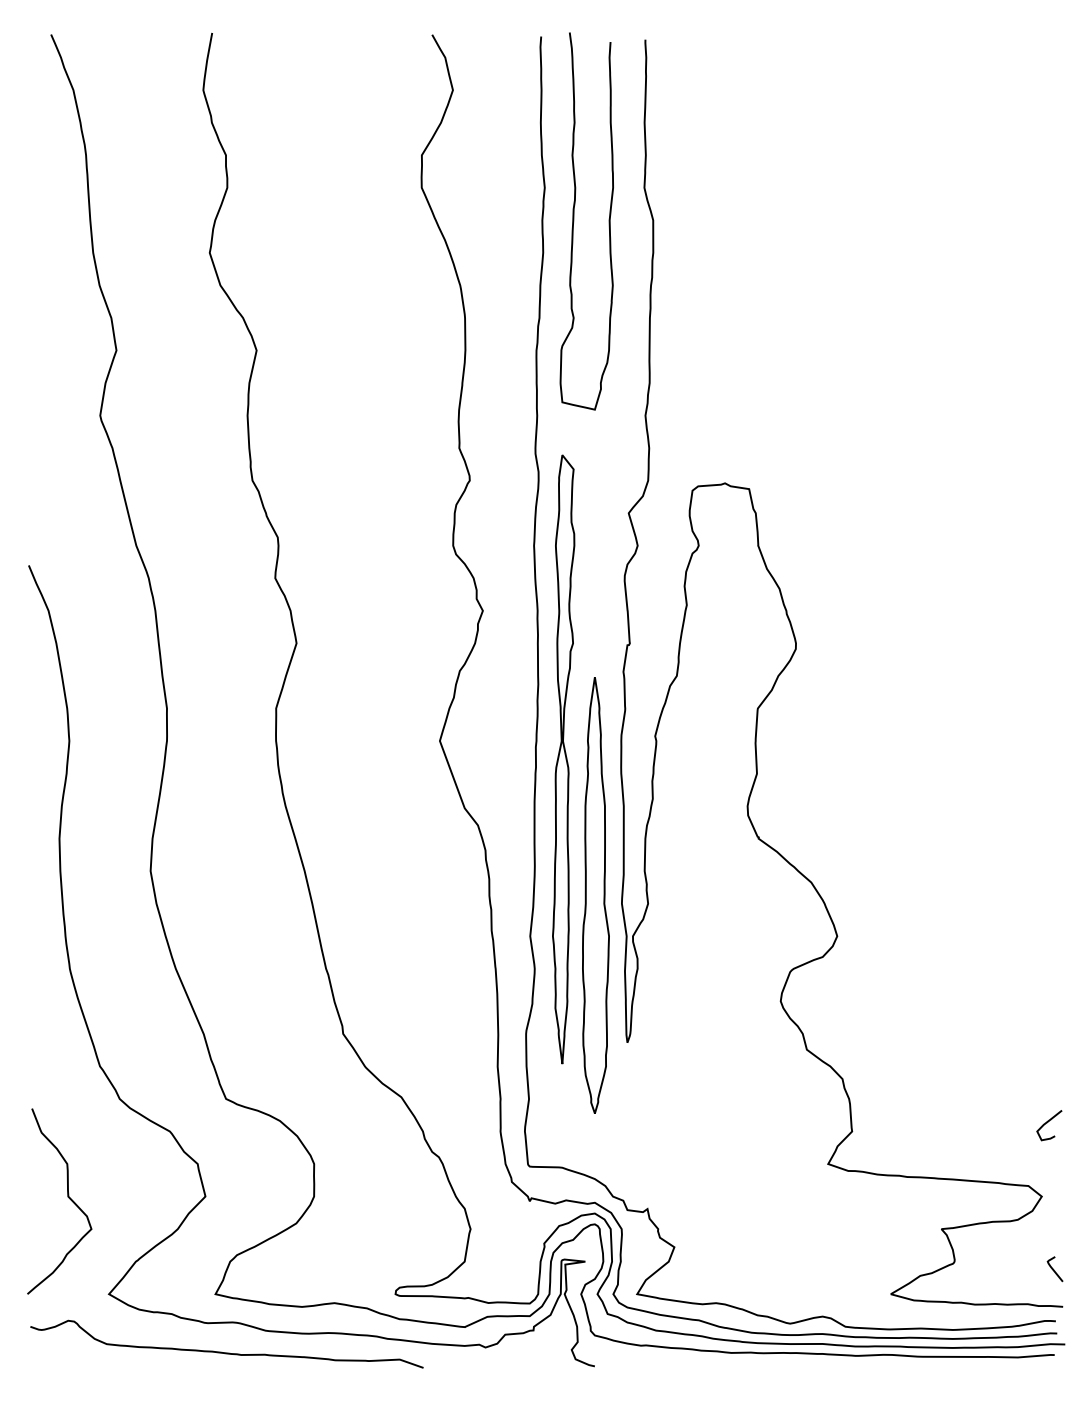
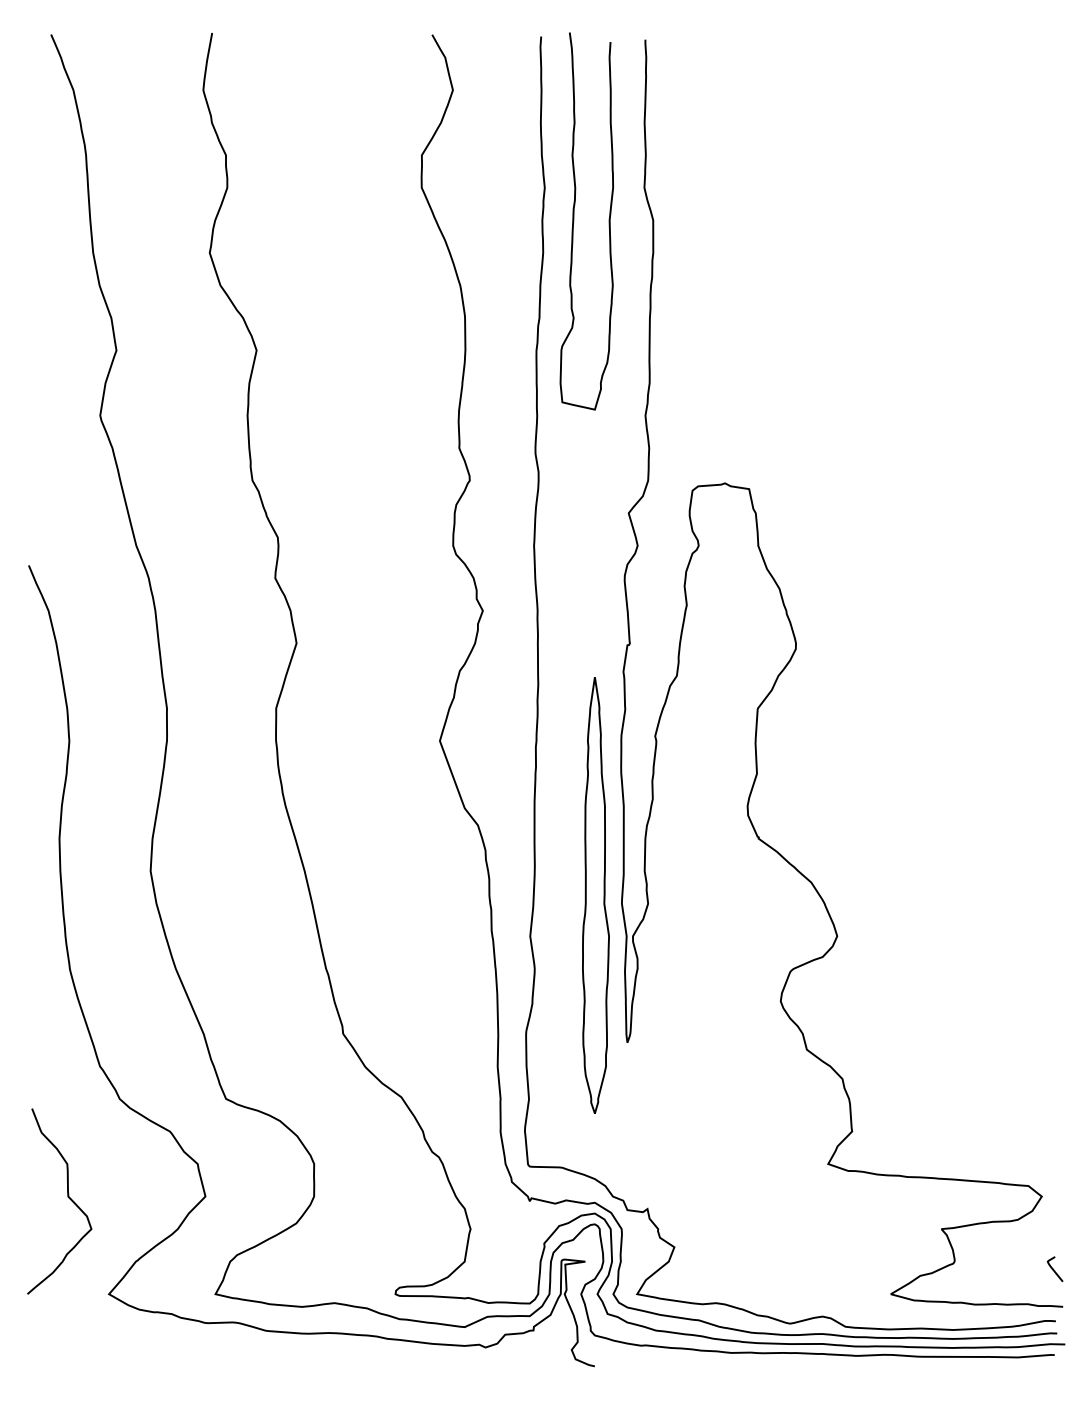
part: present -> none (563, 759)
curve: present -> none (1047, 1123)
curve: present -> none (226, 1352)
